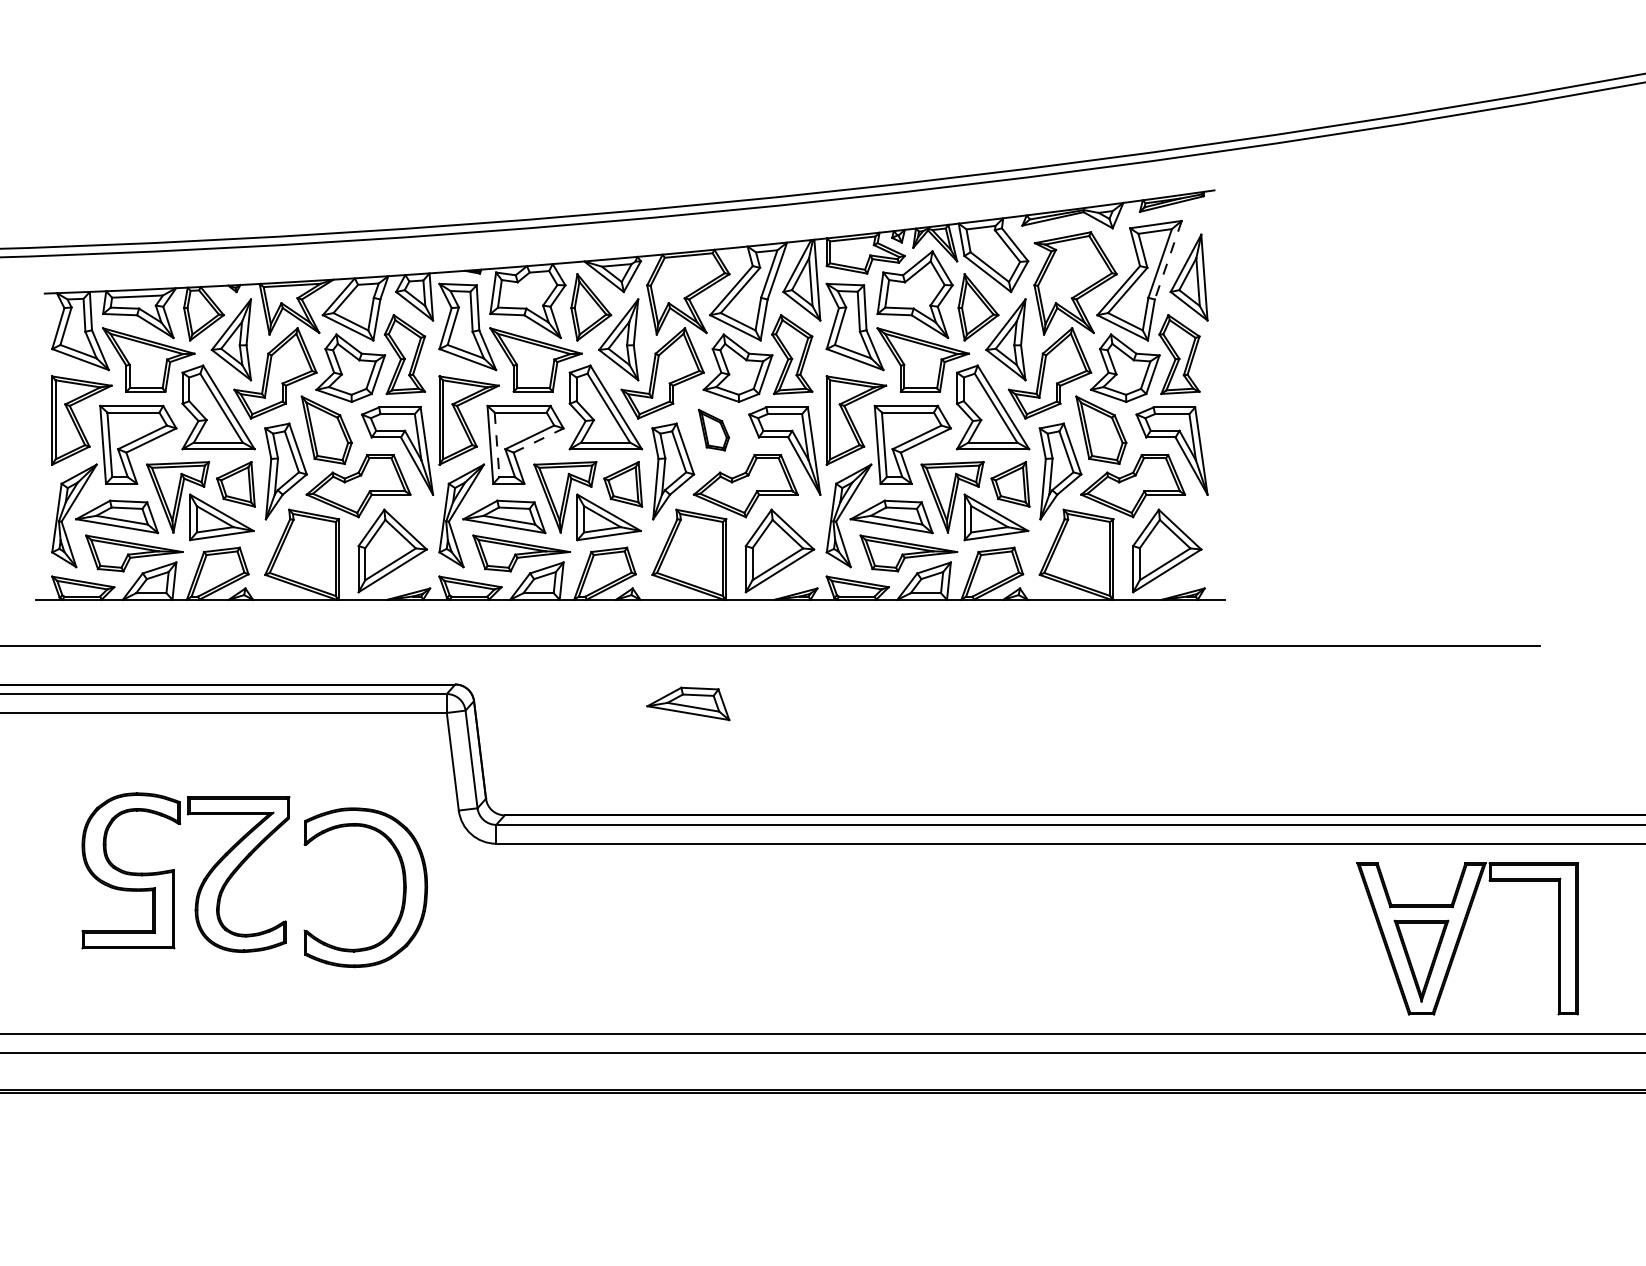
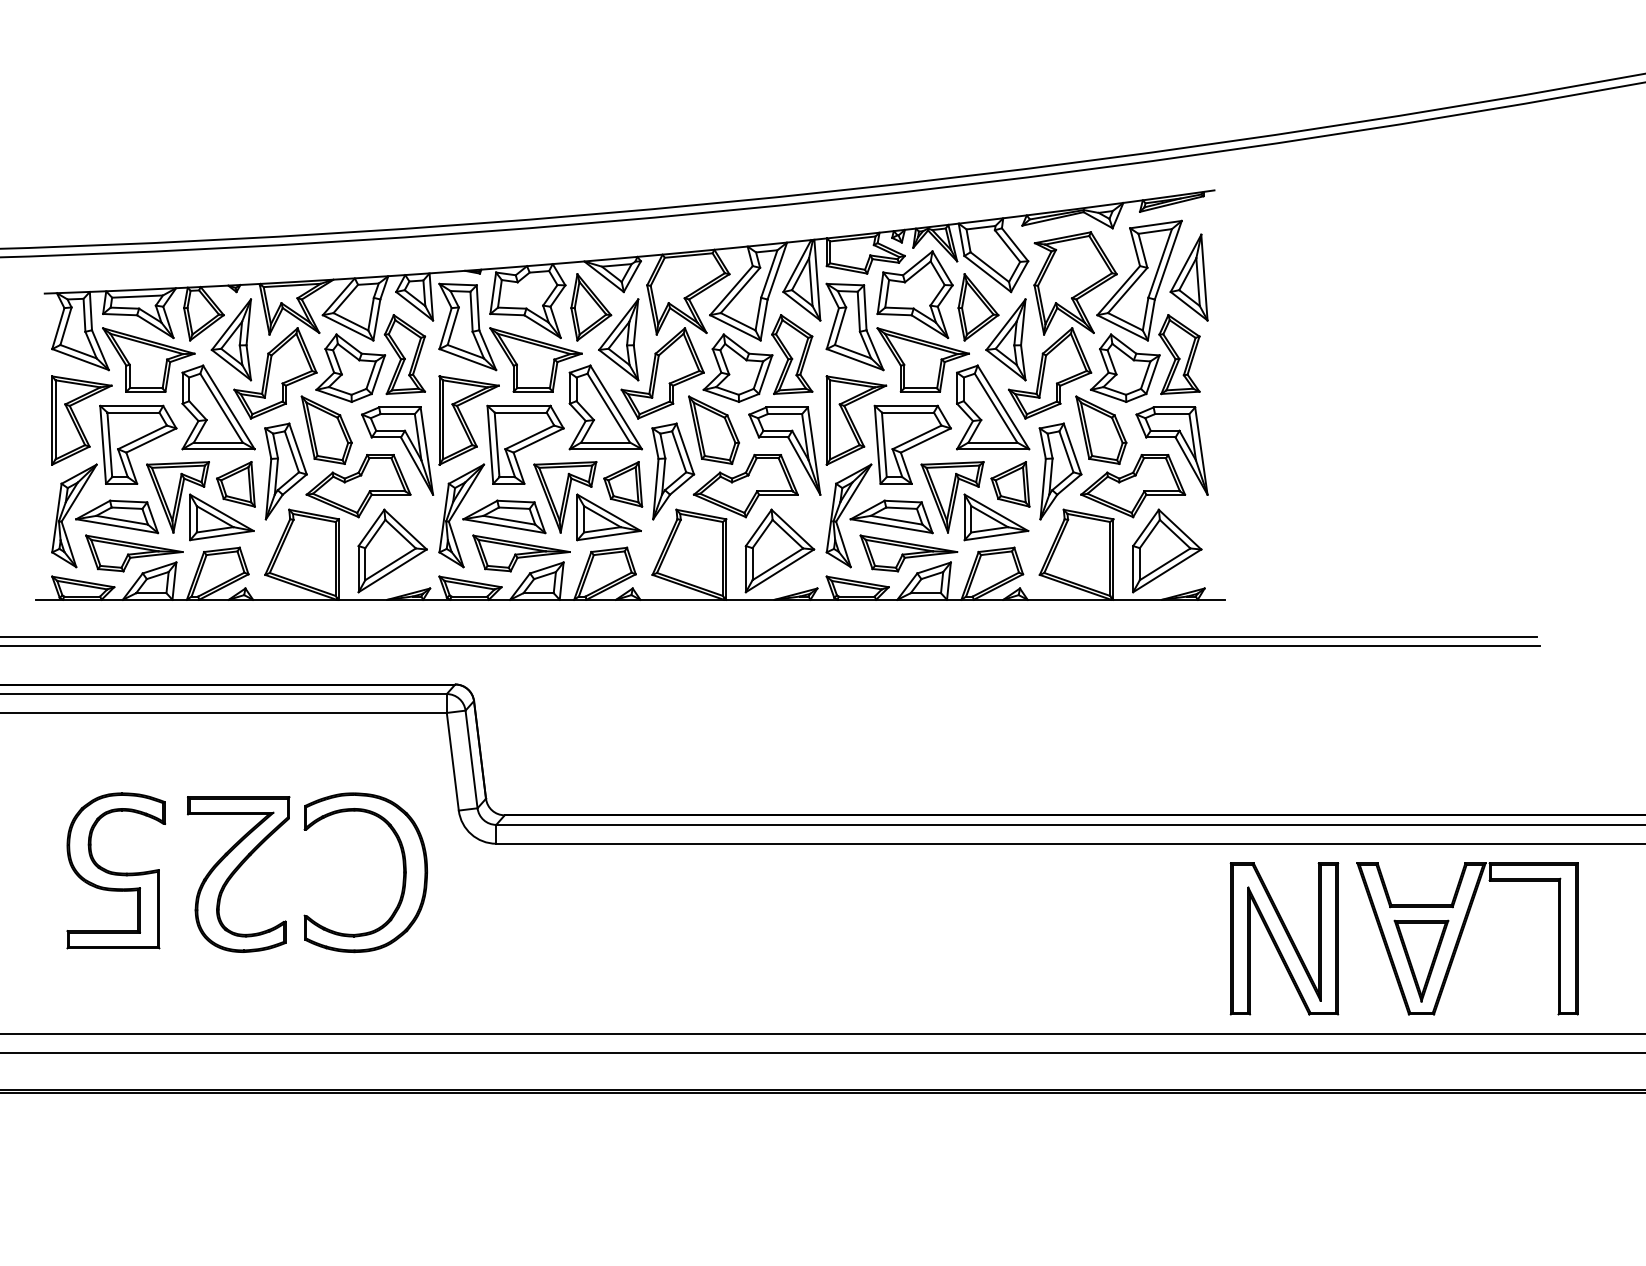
line: dashed -> solid (1168, 260)
part size: 33x44 px -> 52x70 px (713, 429)
line: dashed -> solid (538, 440)
line: dashed -> solid (497, 445)
line: none -> present (769, 637)
part: present -> none (688, 703)
part position: (131, 870) -> (116, 870) (116, 870)
part position: (402, 894) -> (402, 879) (402, 879)
part: none -> present (1284, 938)
